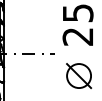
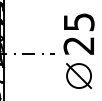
text position: (77, 24) -> (78, 33) (78, 33)
